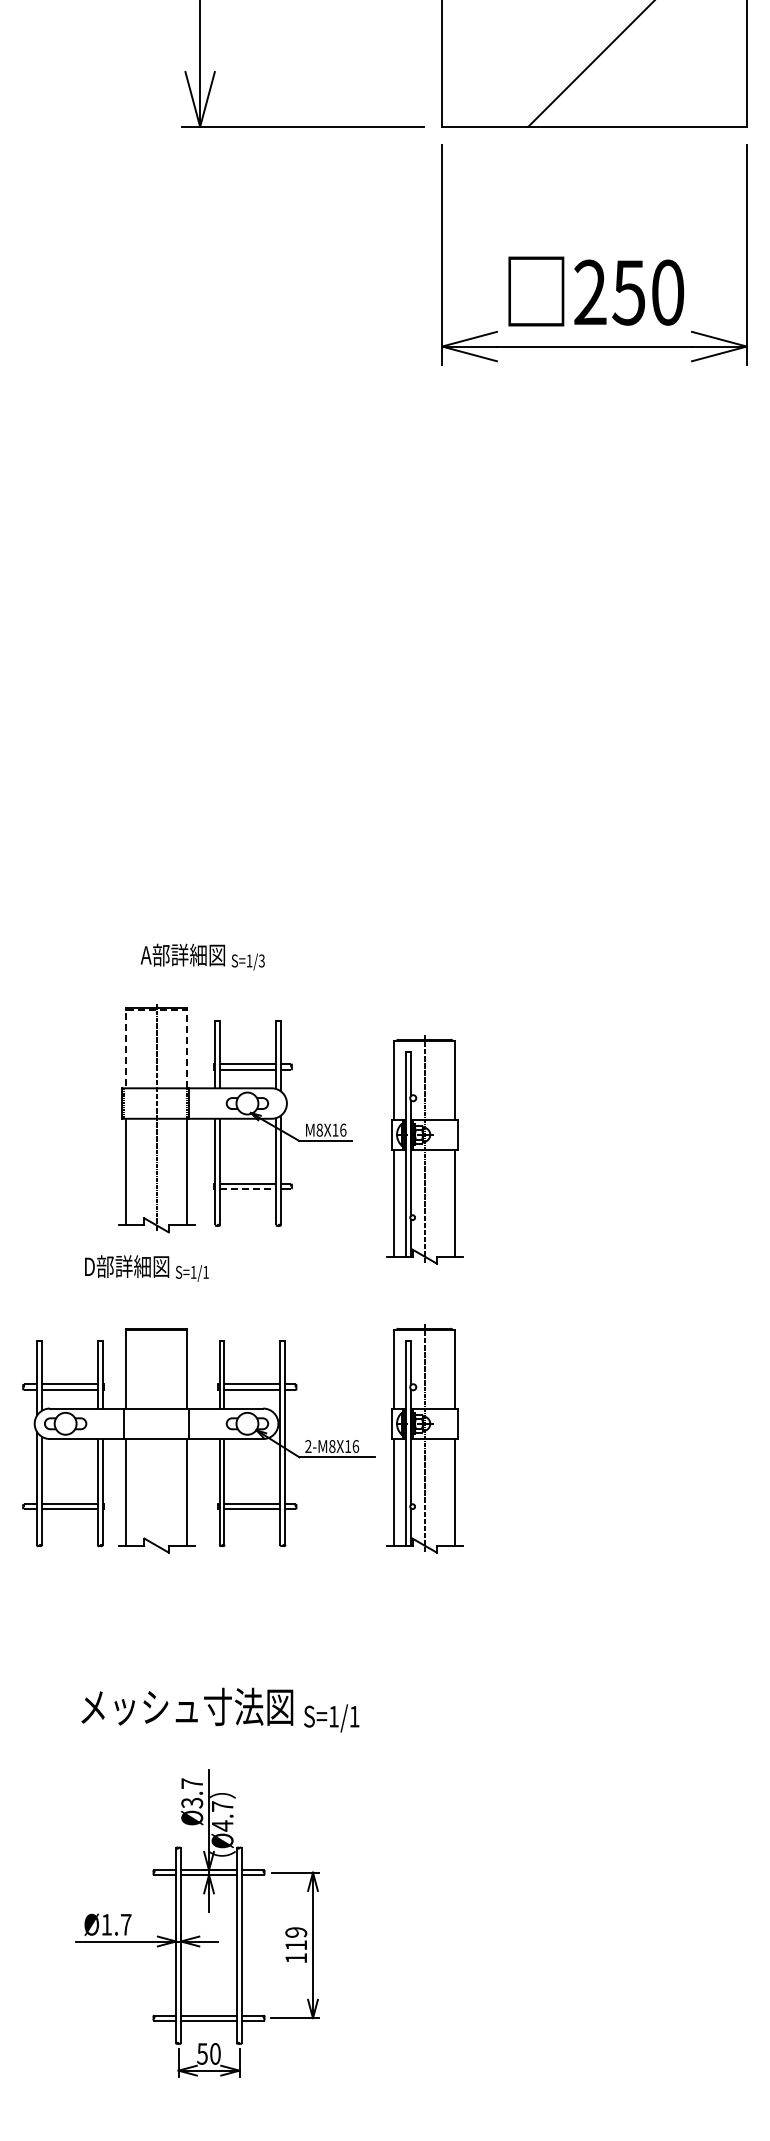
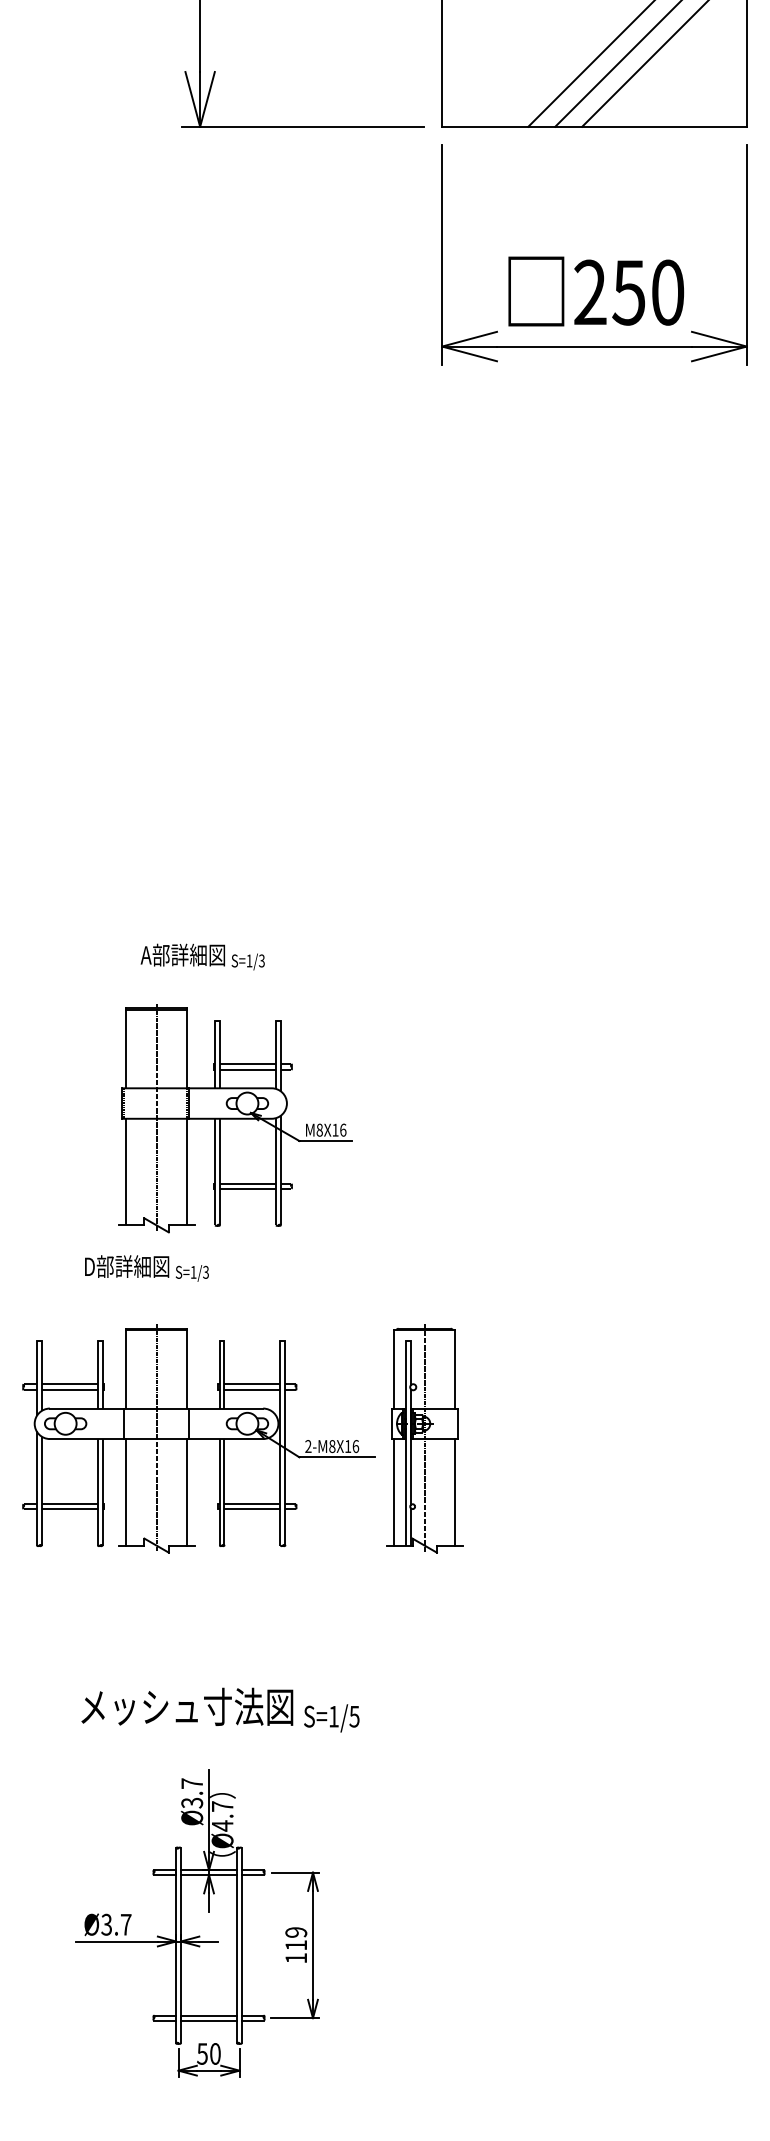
line: none -> present (617, 64)
line: none -> present (644, 64)
line: dashed -> solid (156, 1009)
part: present -> none (424, 1149)
line: dashed -> solid (248, 1188)
text: S=1/1 -> S=1/3 (205, 1271)
line: none -> present (156, 1437)
text: S=1/1 -> S=1/5 (354, 1716)
text: Ø1.7 -> Ø3.7 (106, 1924)
